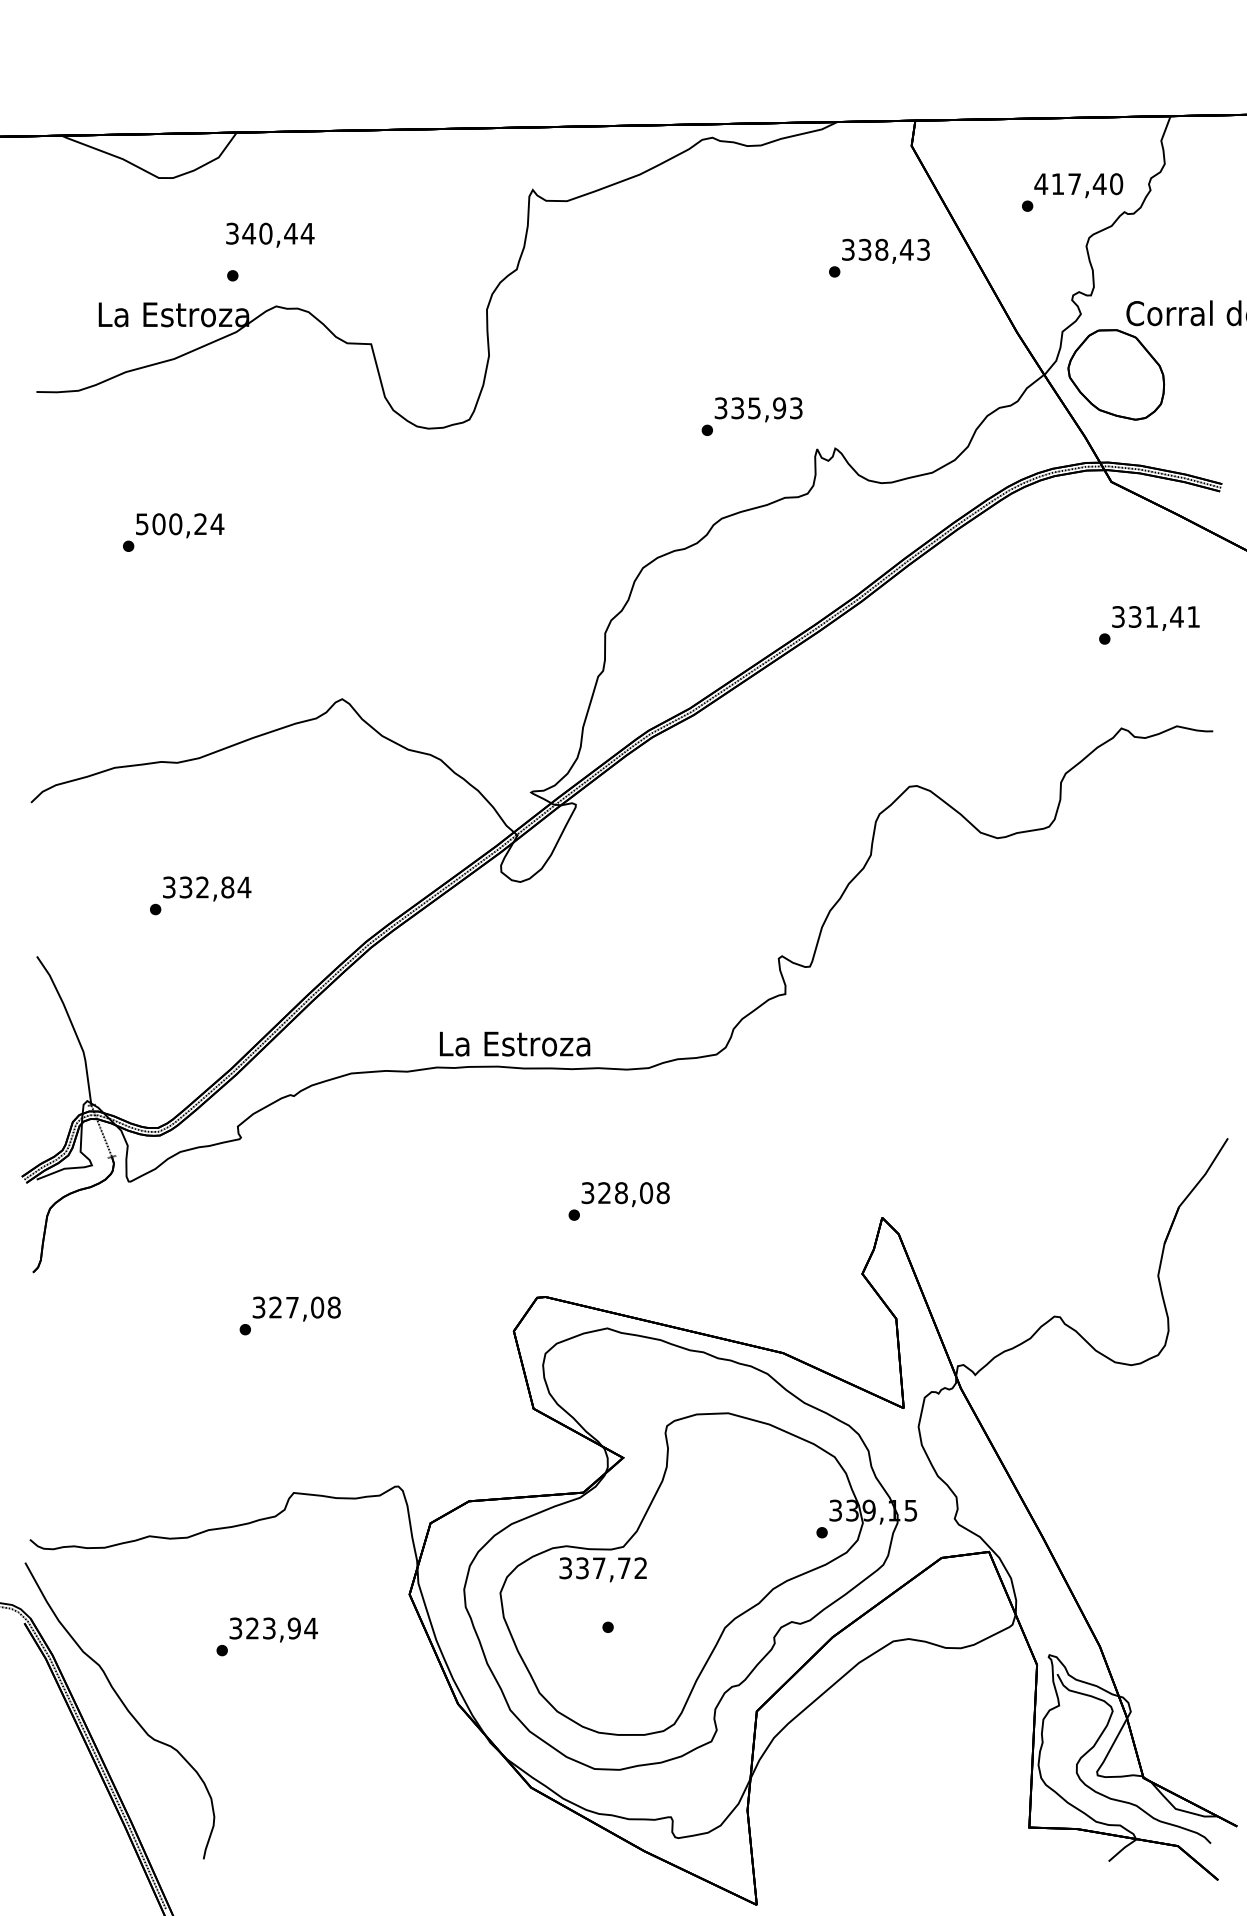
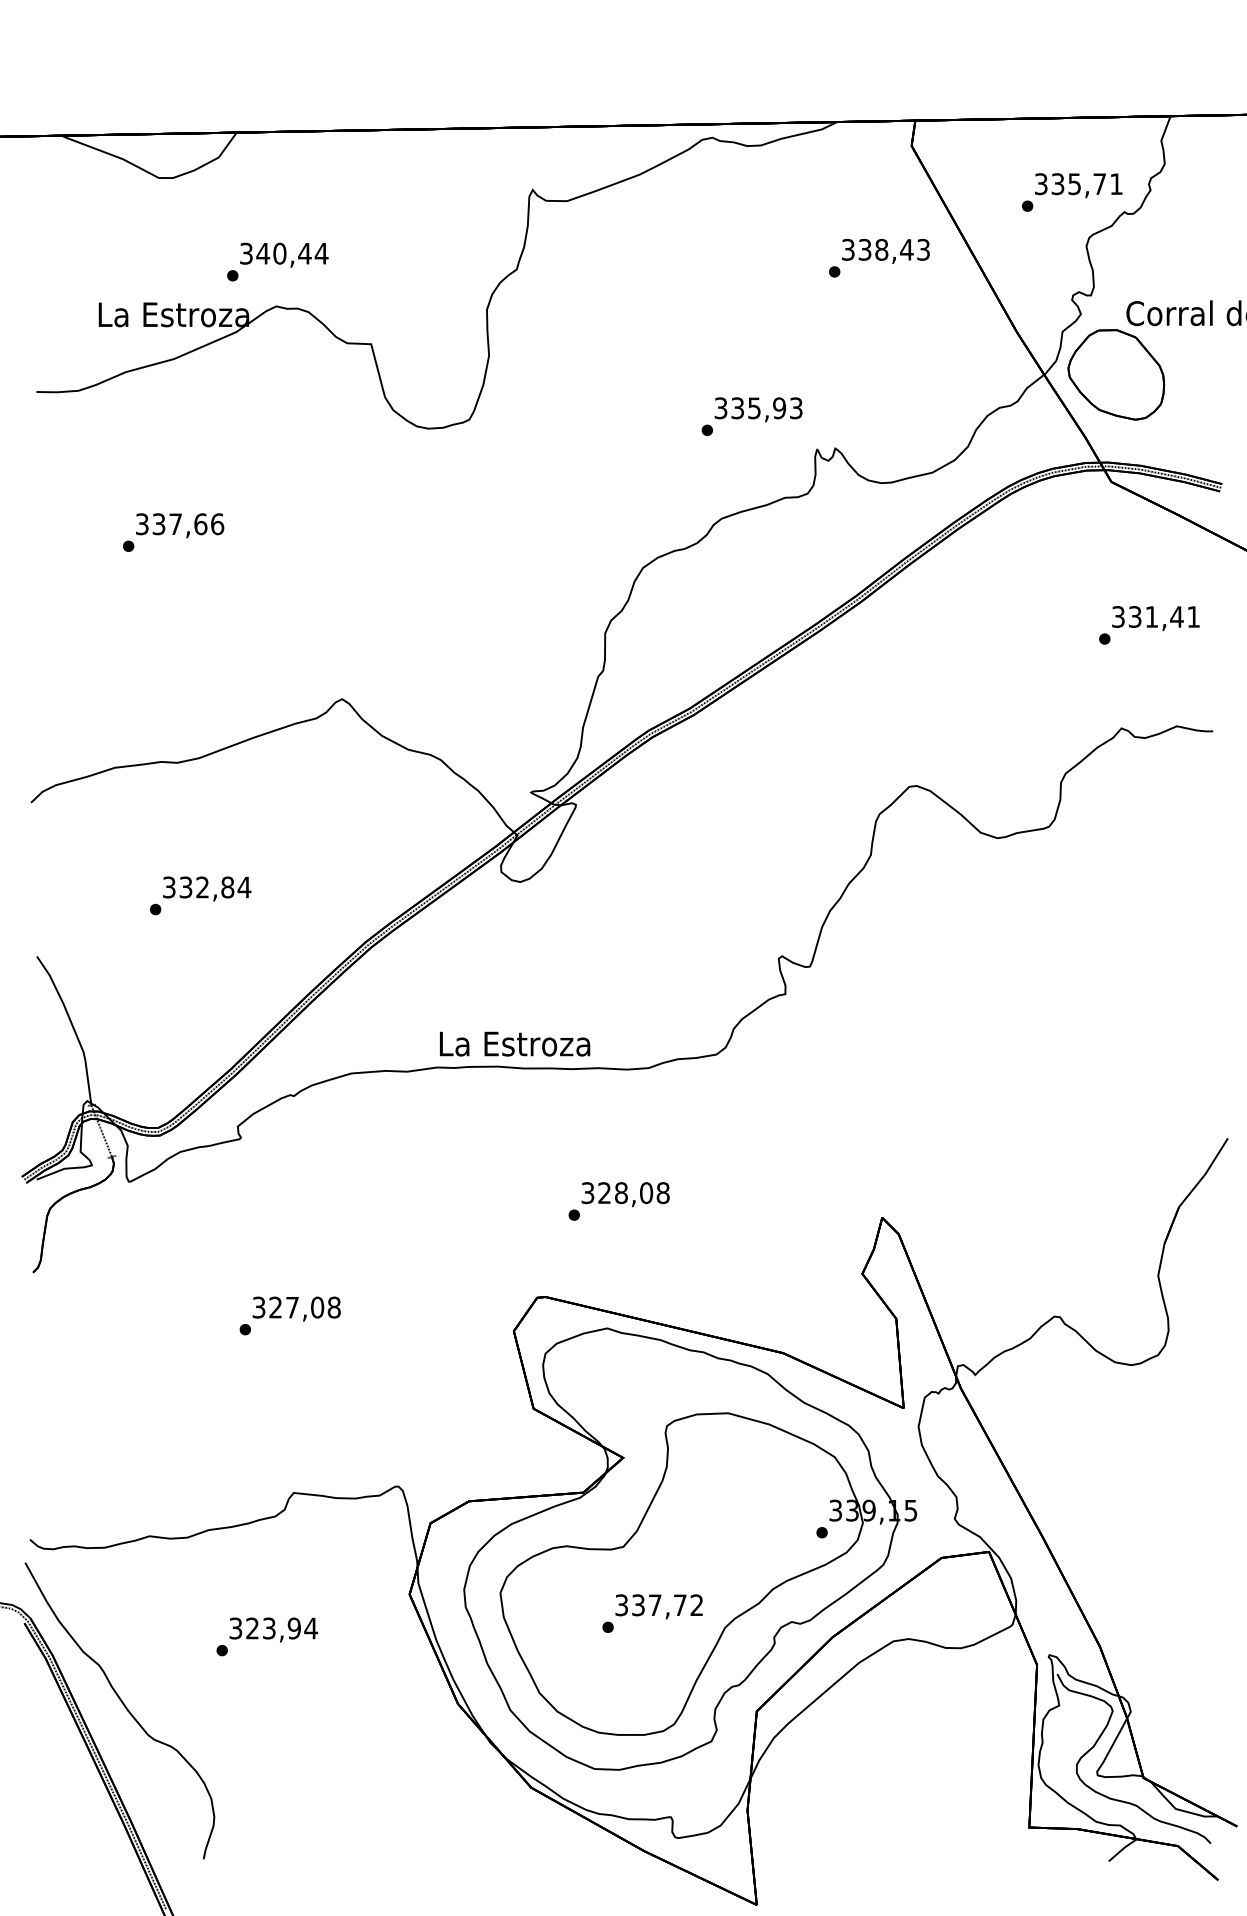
text: 417,40 -> 335,71 (1078, 184)
text position: (270, 234) -> (284, 254) (284, 254)
text: 500,24 -> 337,66 (180, 524)
text position: (602, 1569) -> (658, 1606) (658, 1606)
